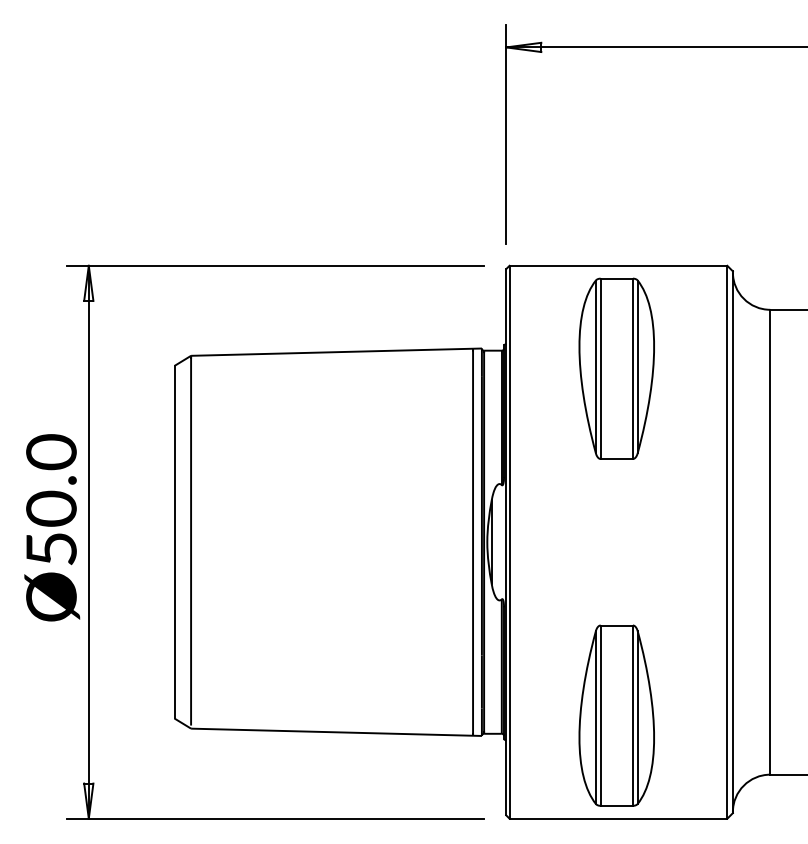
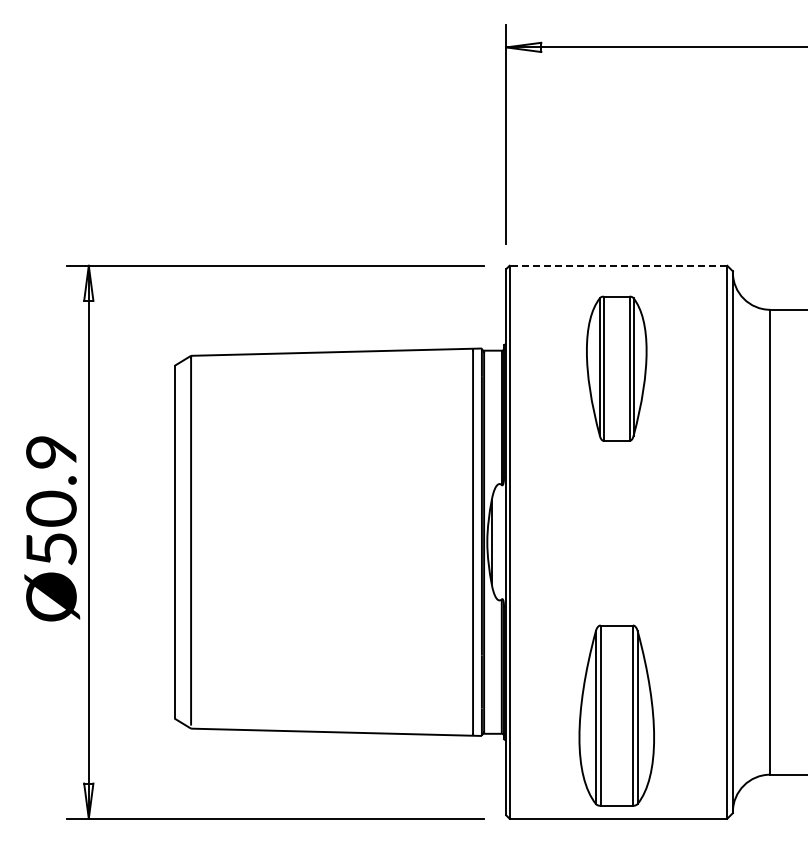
line: solid -> dashed (618, 265)
part size: 77x183 px -> 62x147 px (616, 368)
text: Ø50.0 -> Ø50.9 (51, 452)
